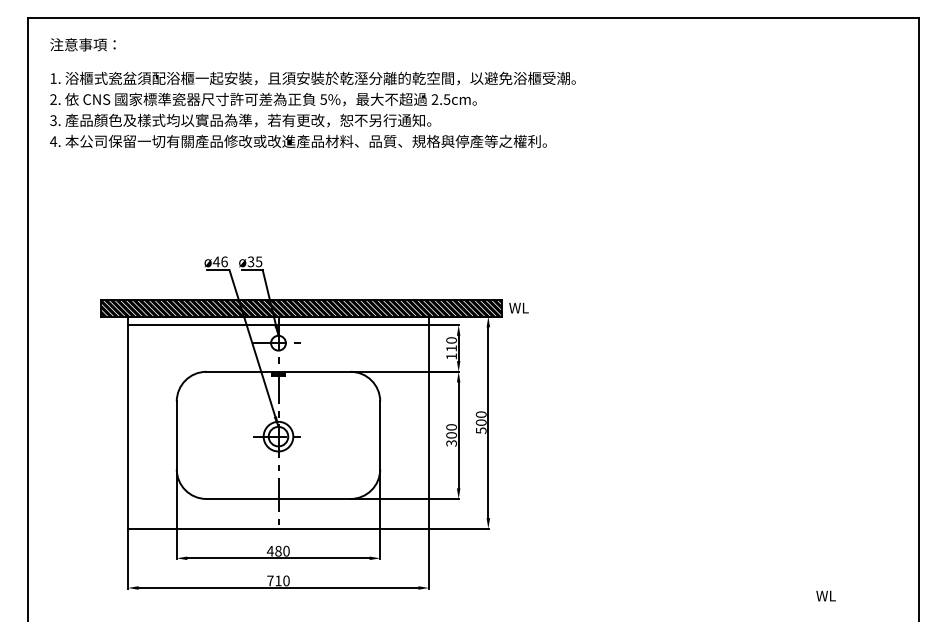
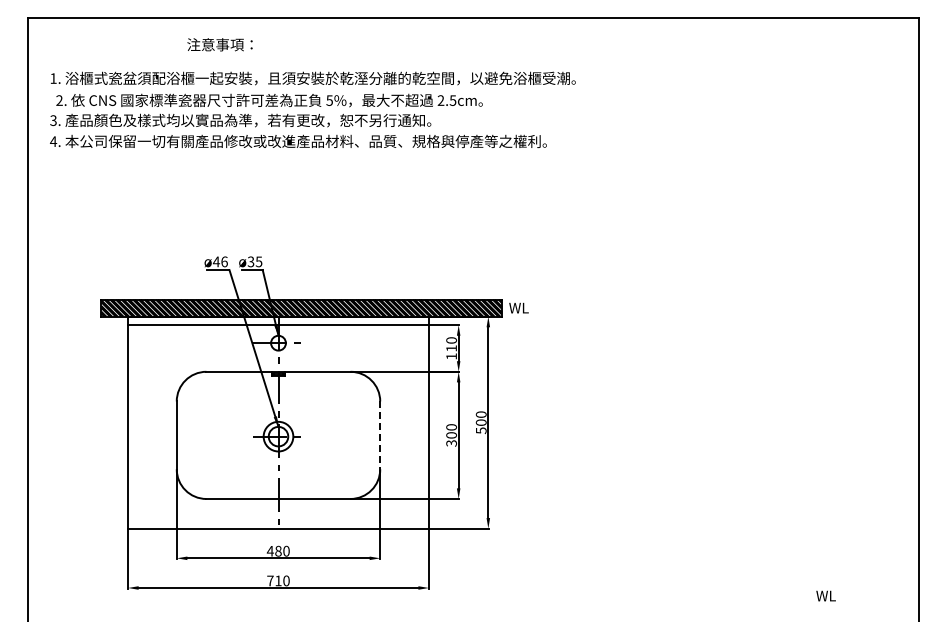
text position: (82, 44) -> (219, 44) (219, 44)
text position: (263, 99) -> (269, 100) (269, 100)
line: solid -> dashed (380, 435)
